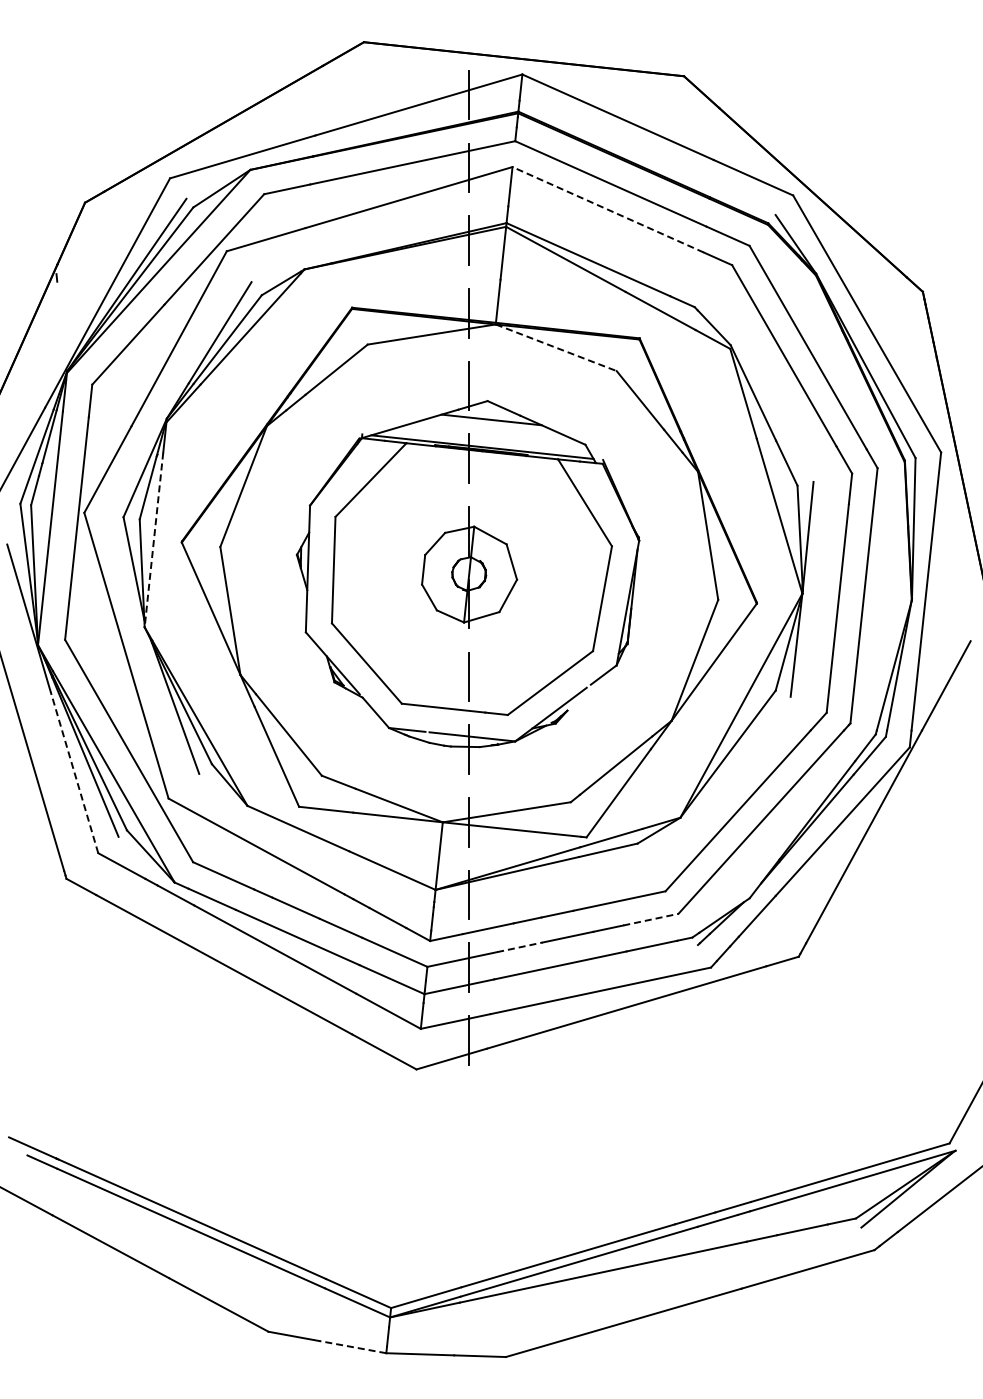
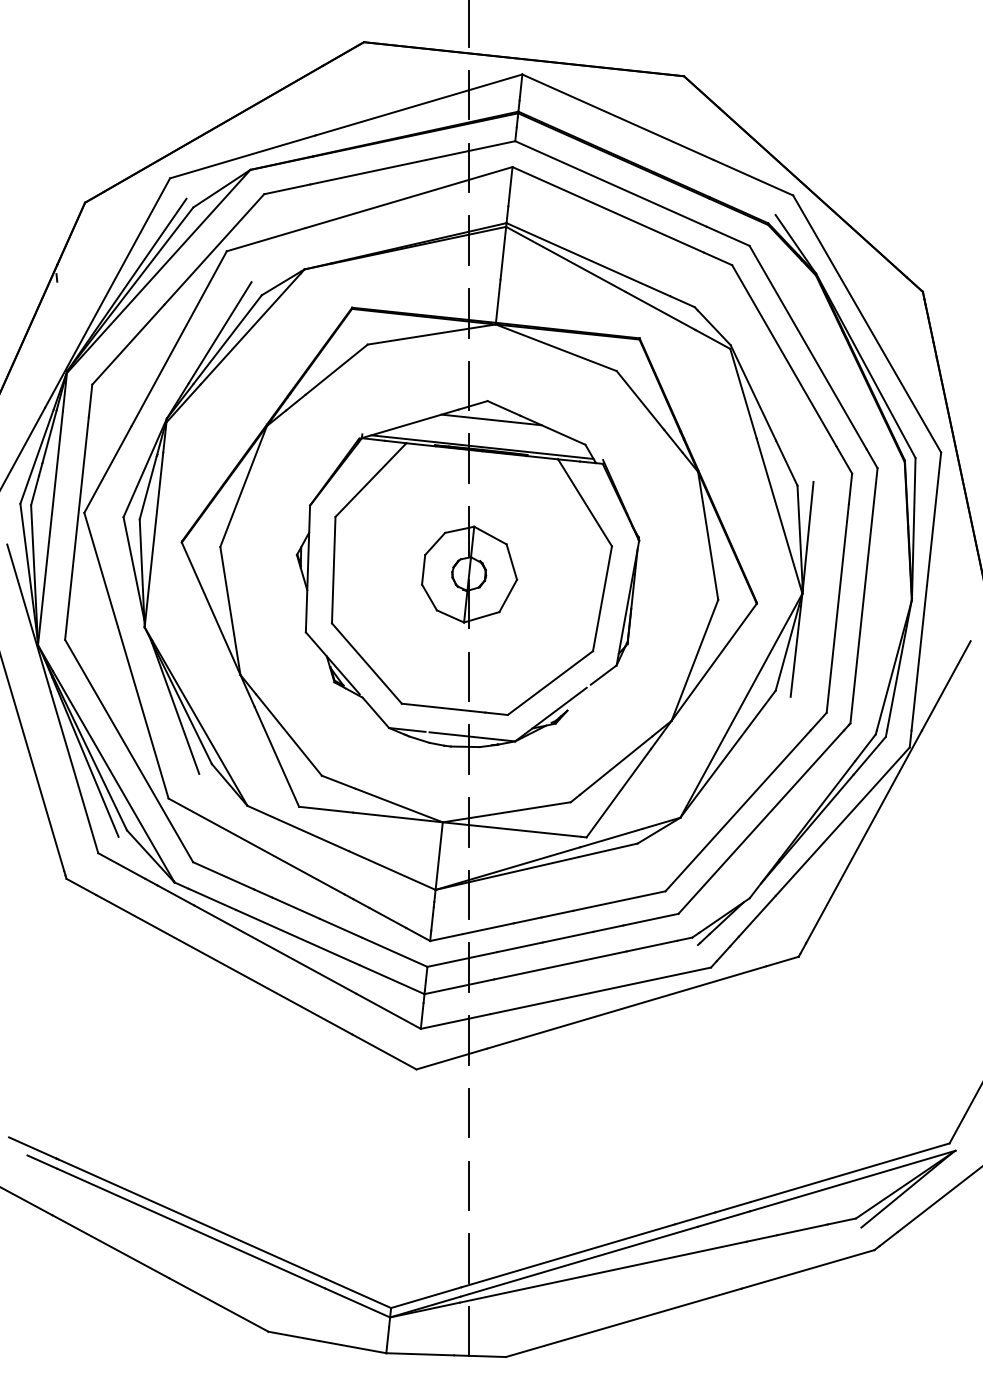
line: none -> present (469, 24)
line: dashed -> solid (608, 209)
line: dashed -> solid (556, 347)
line: dashed -> solid (153, 539)
line: dashed -> solid (74, 772)
line: dashed -> solid (651, 919)
line: dashed -> solid (520, 947)
line: none -> present (469, 1112)
line: none -> present (468, 1185)
line: none -> present (469, 1258)
line: none -> present (469, 1331)
line: dashed -> solid (352, 1347)
